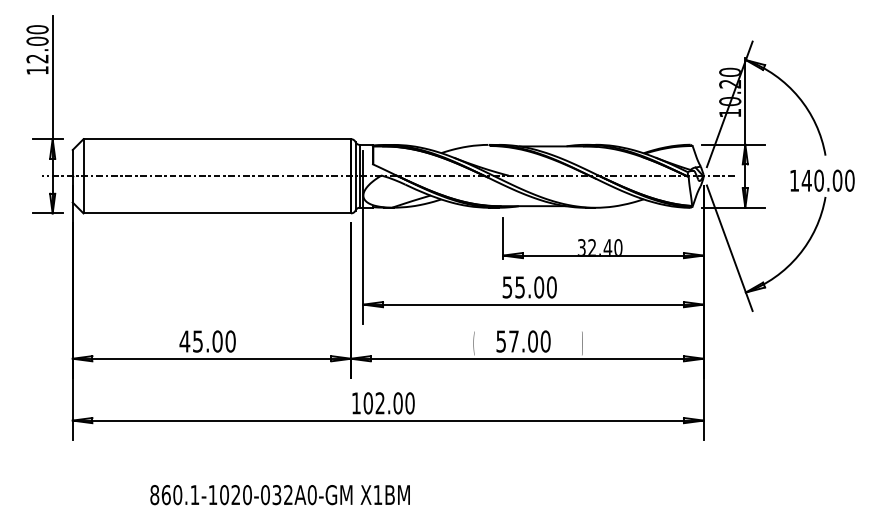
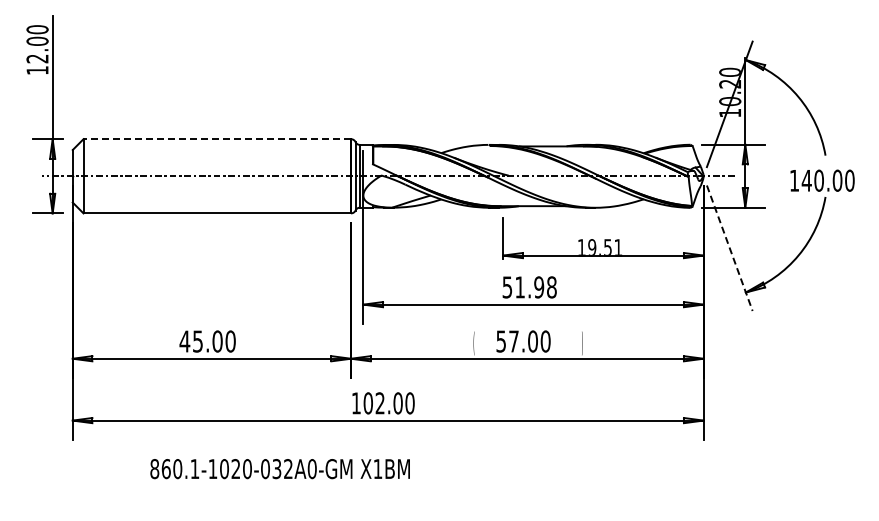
line: solid -> dashed (217, 139)
text: 32.40 -> 19.51 (599, 246)
line: solid -> dashed (729, 248)
text: 55.00 -> 51.98 (535, 287)
text position: (279, 495) -> (279, 469) (279, 469)
